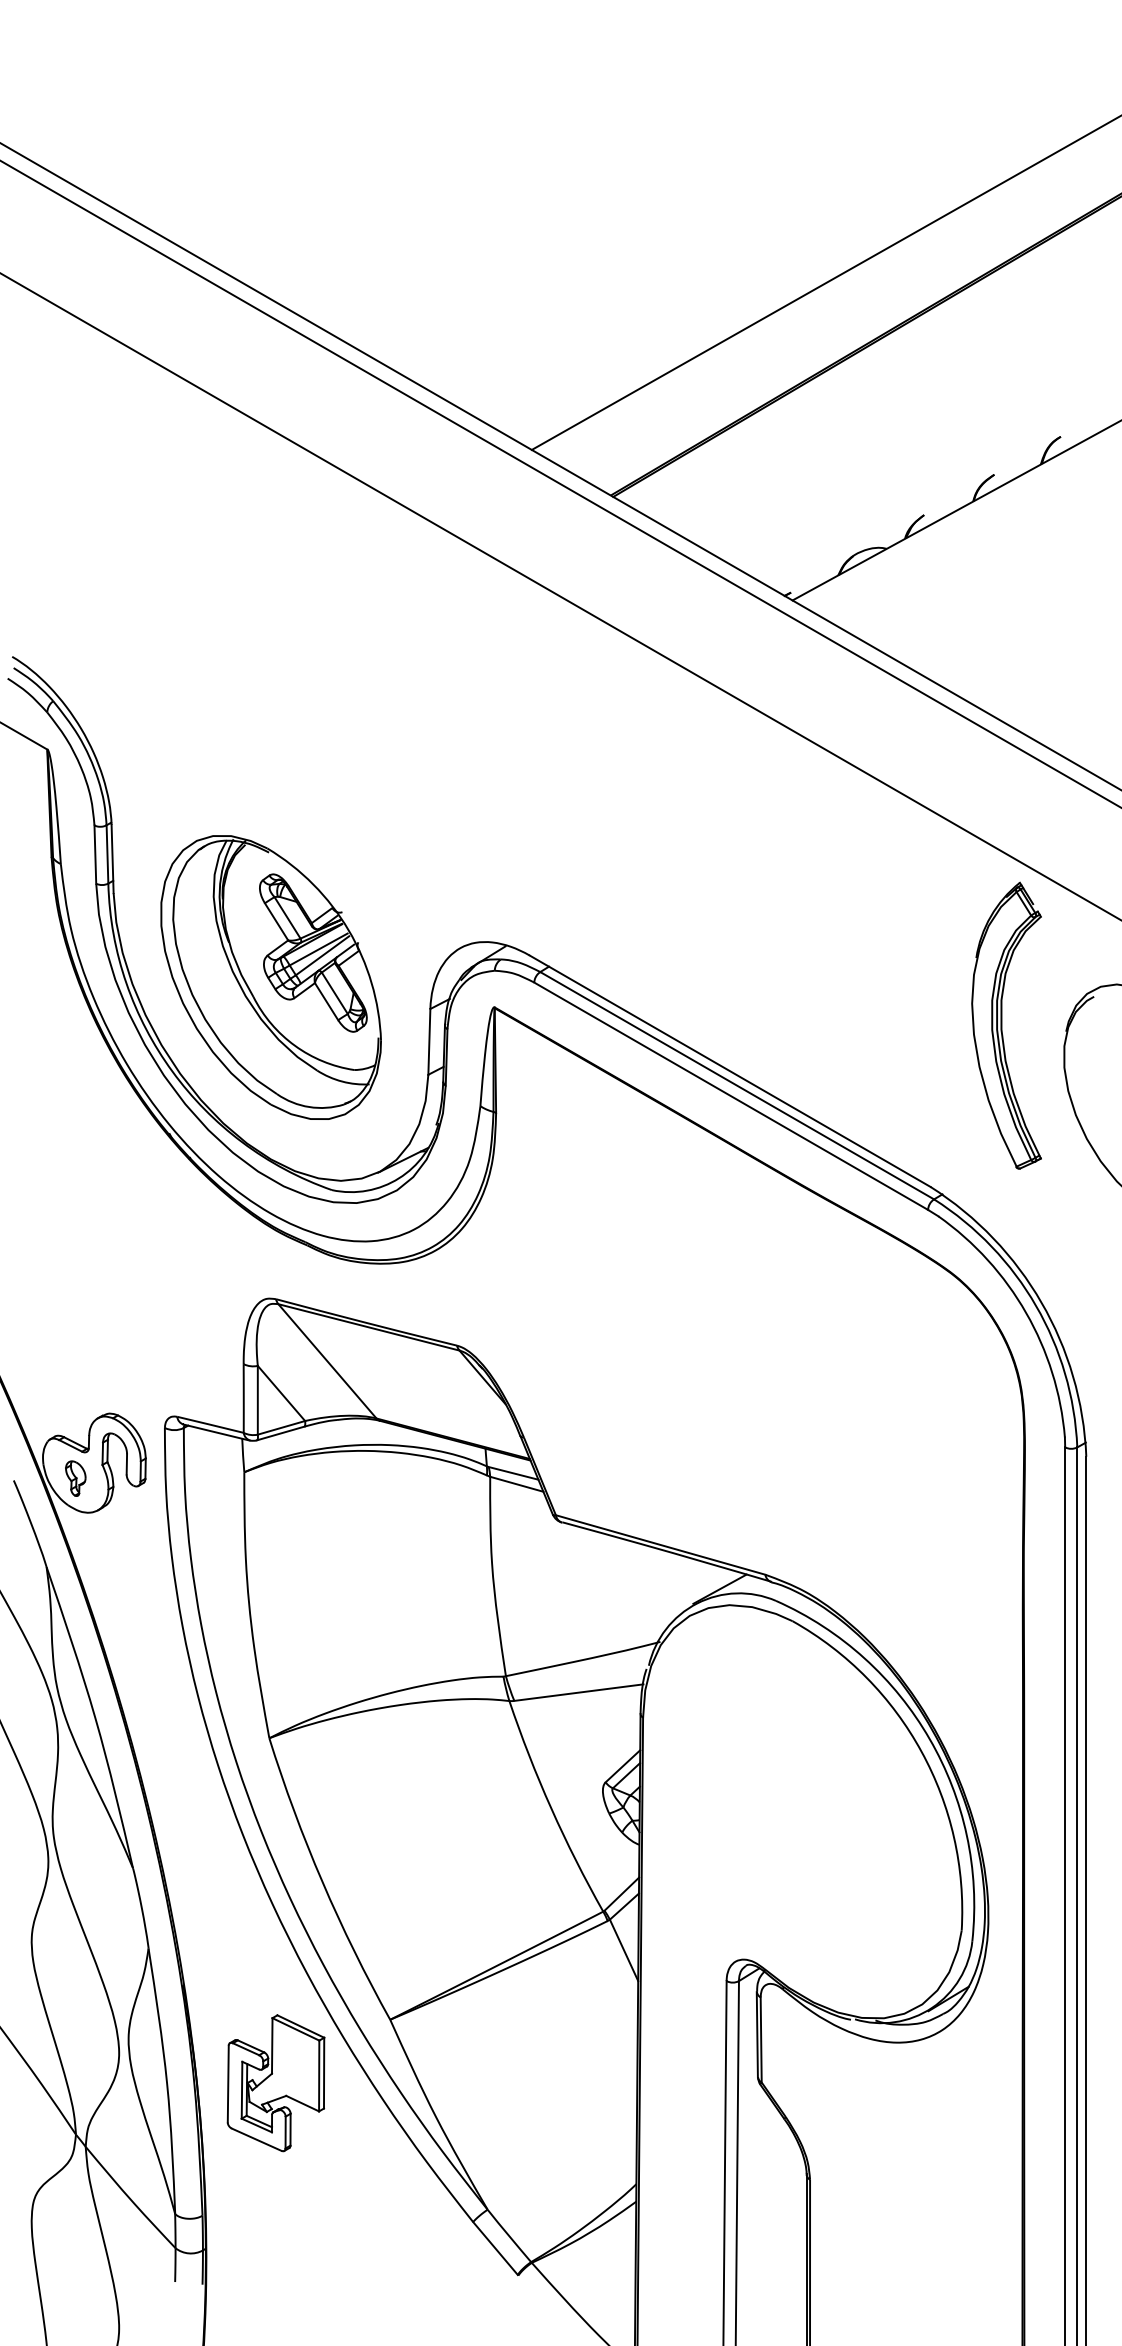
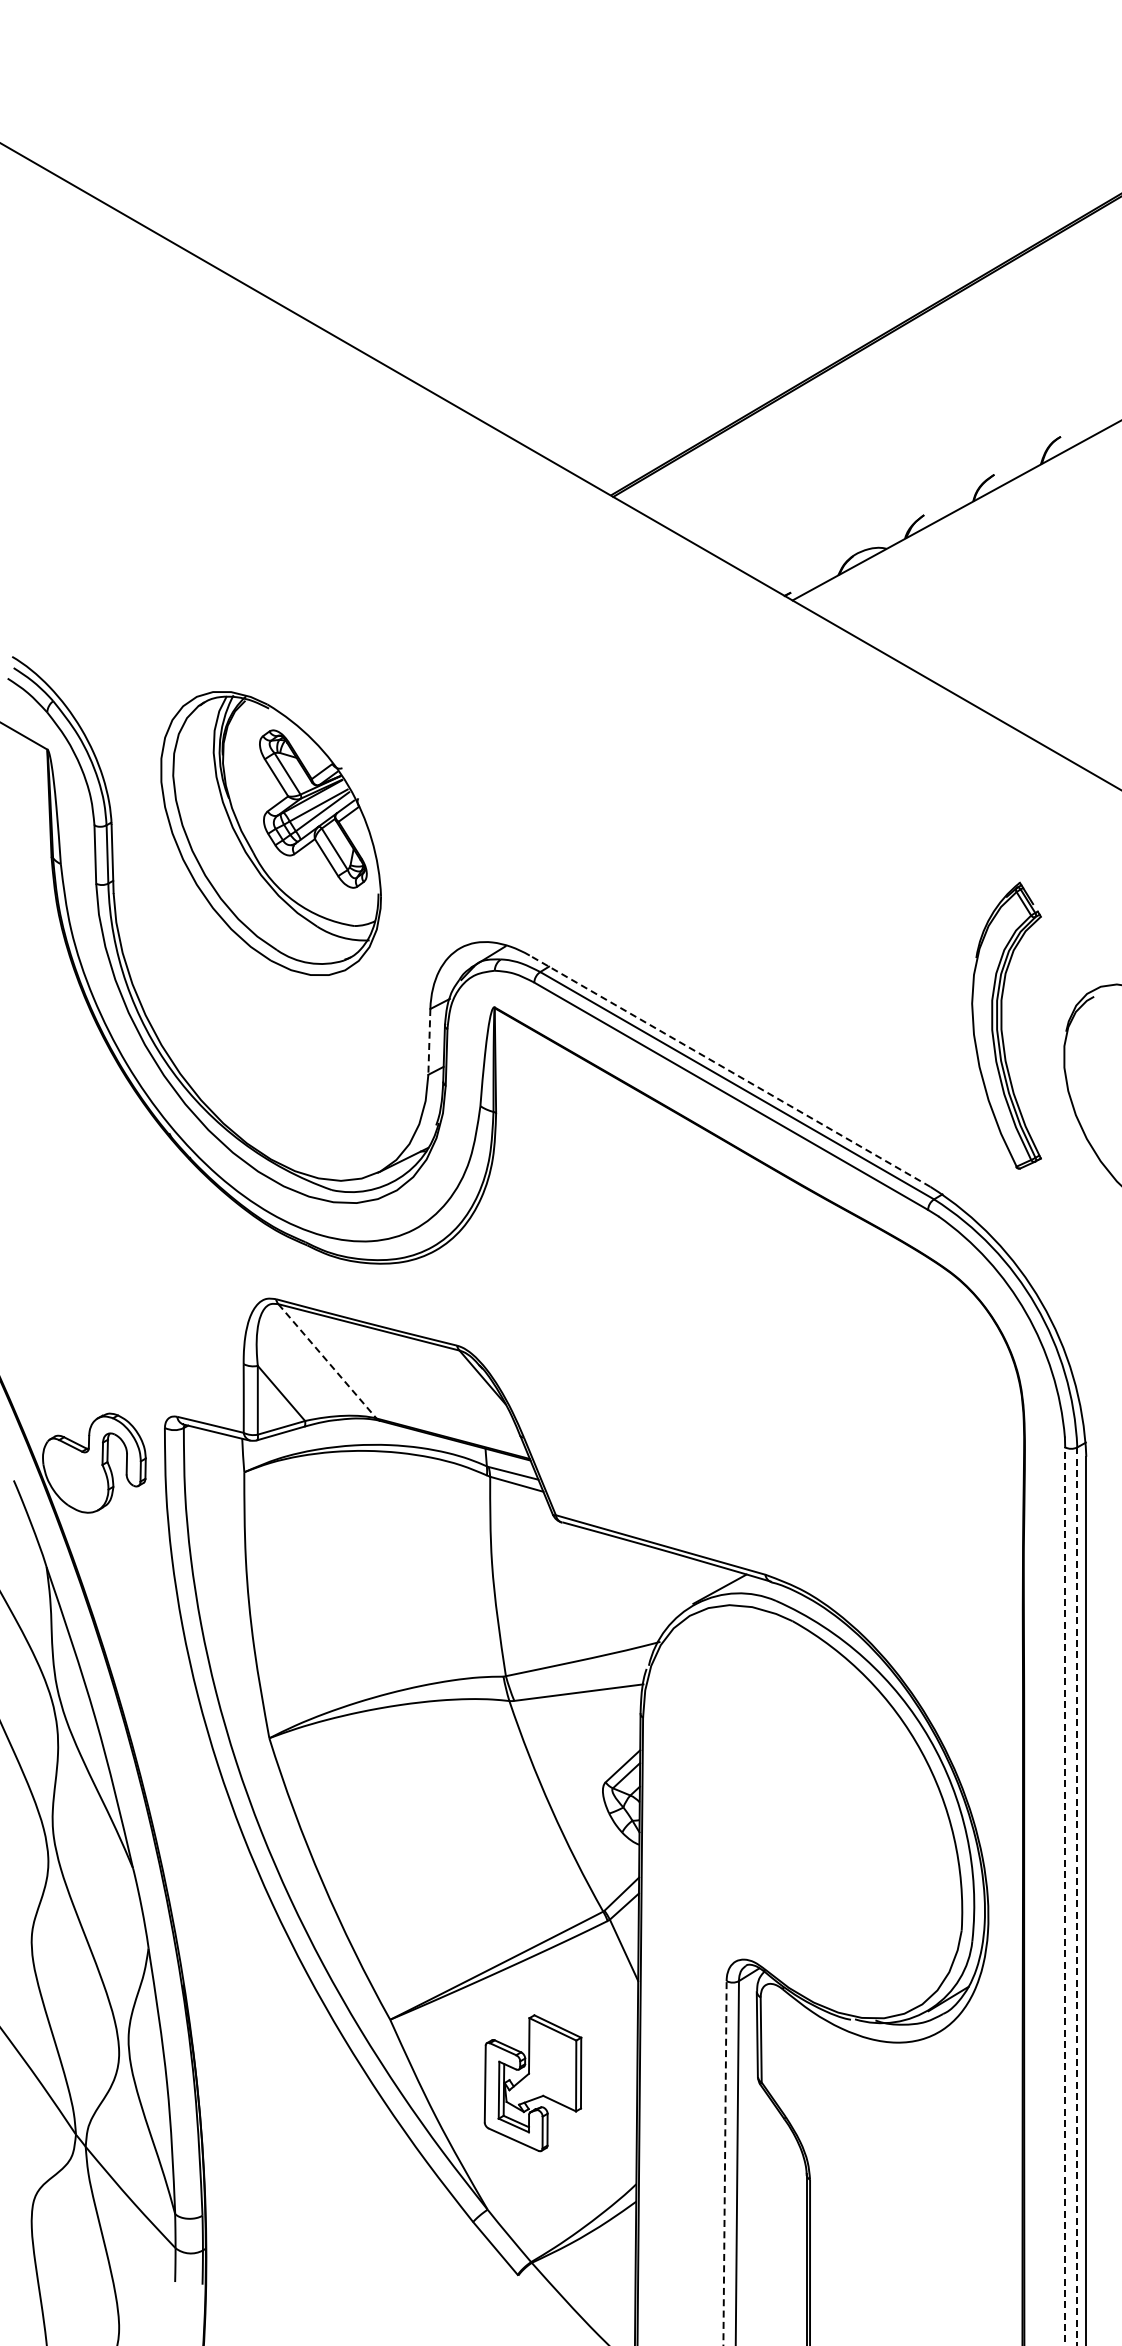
line: present -> none (824, 283)
line: present -> none (560, 483)
line: present -> none (560, 596)
part position: (270, 977) -> (270, 833) (270, 833)
line: solid -> dashed (429, 1041)
line: solid -> dashed (729, 1070)
line: solid -> dashed (327, 1361)
part: present -> none (75, 1478)
line: solid -> dashed (1065, 1895)
line: solid -> dashed (1077, 1897)
part position: (275, 2083) -> (532, 2083) (532, 2083)
line: solid -> dashed (725, 2162)
